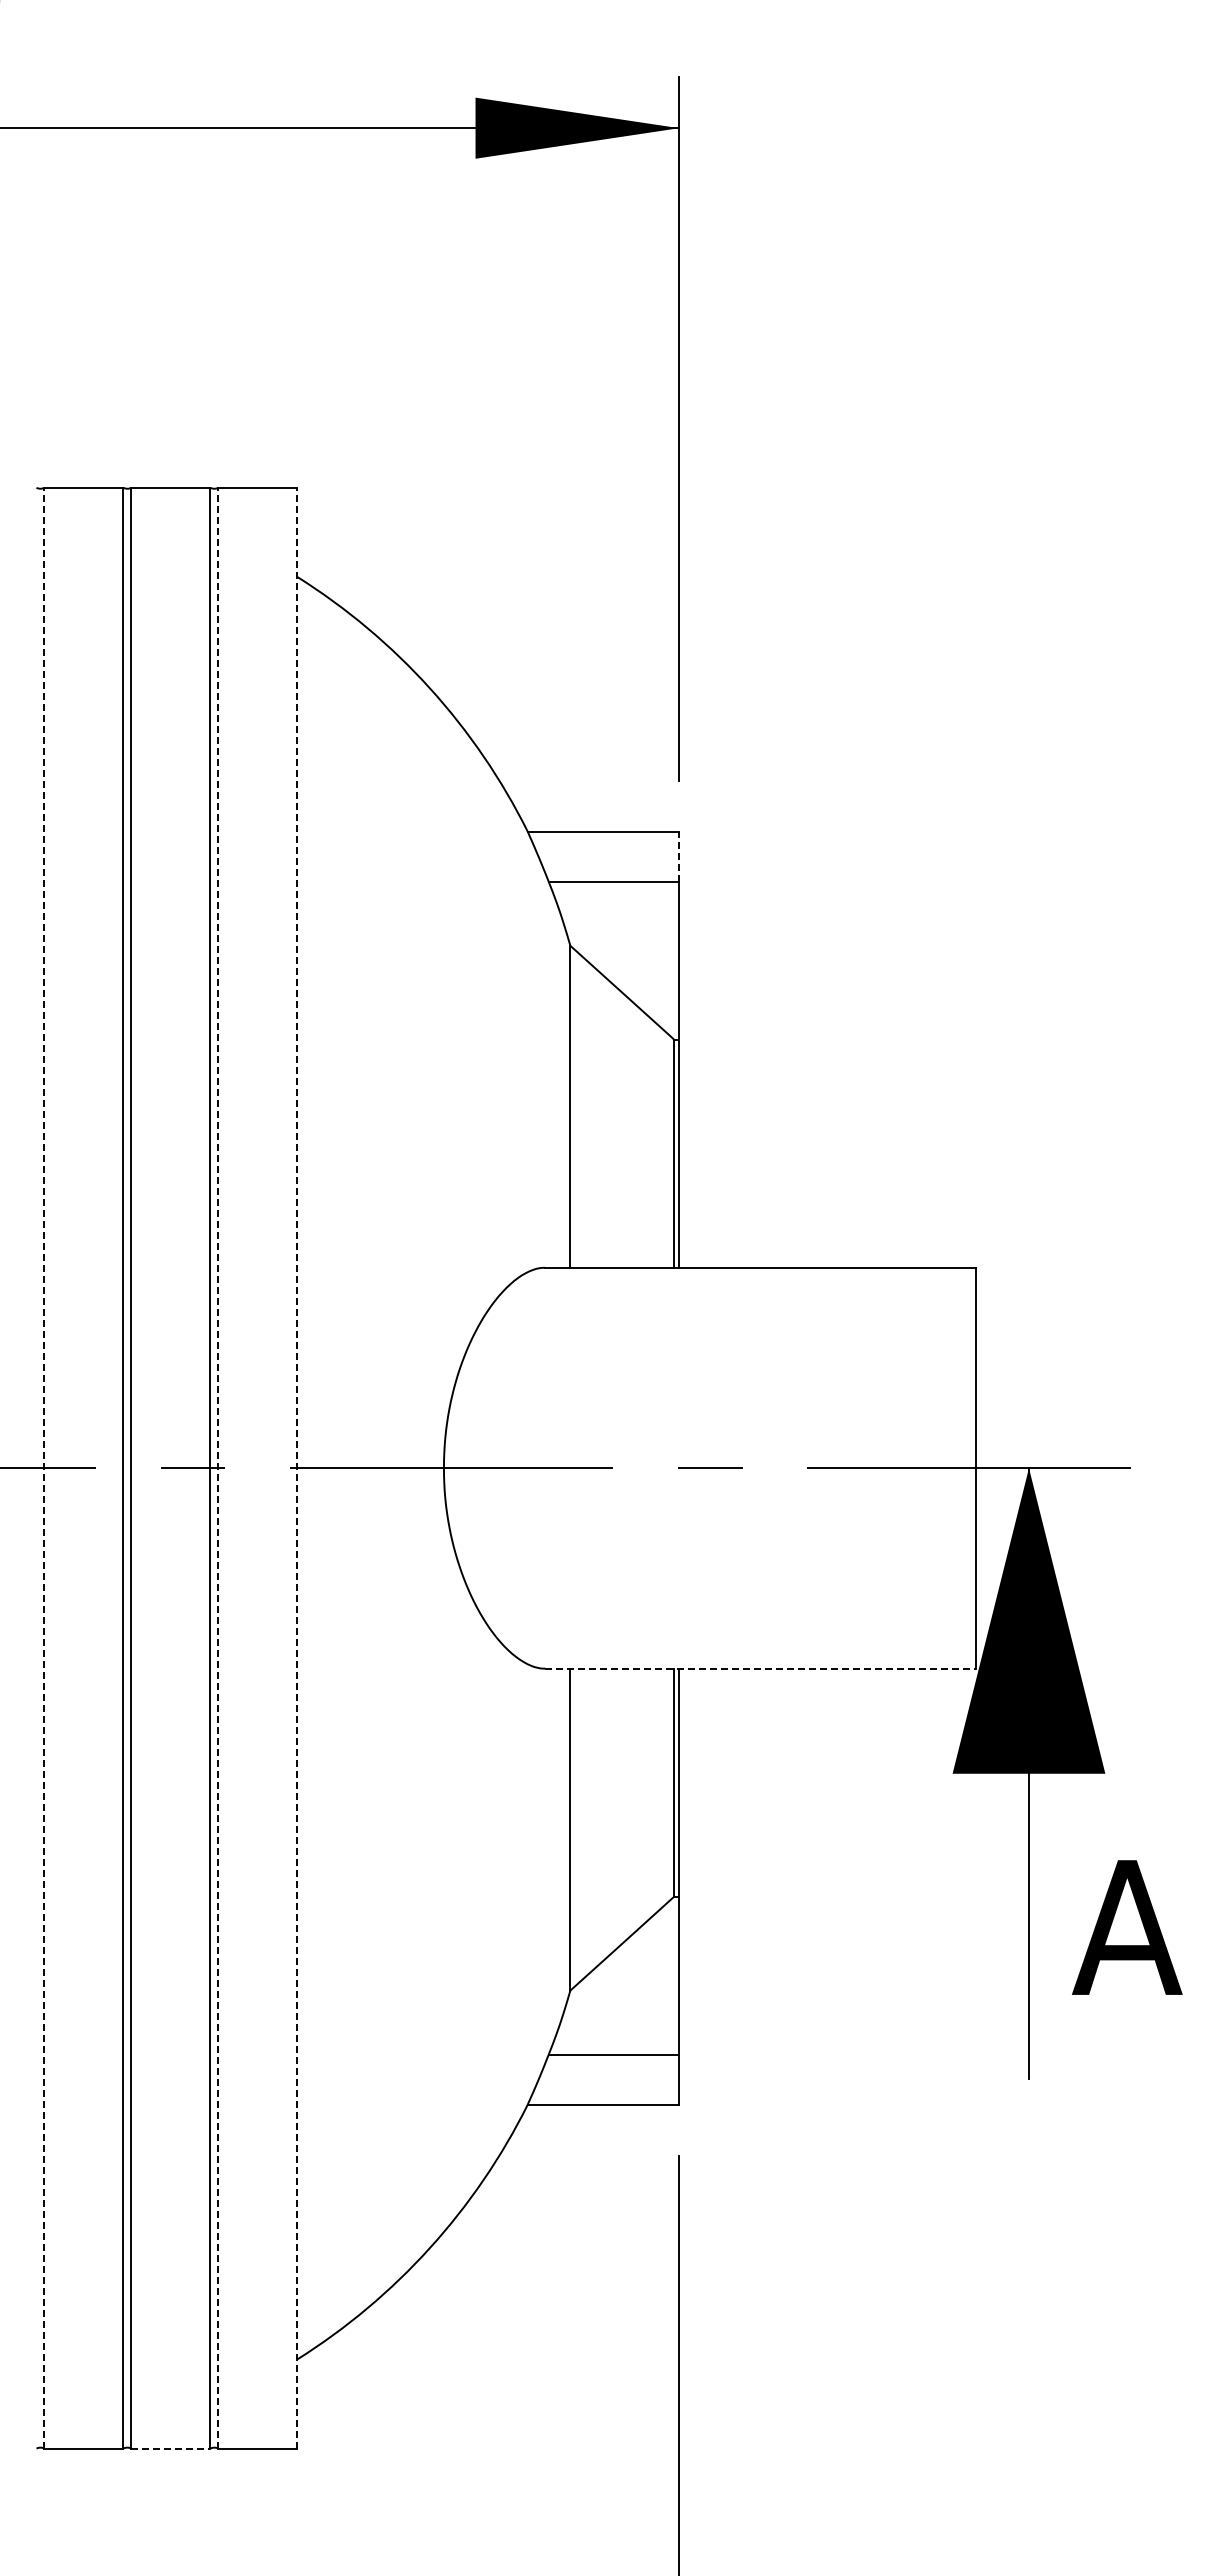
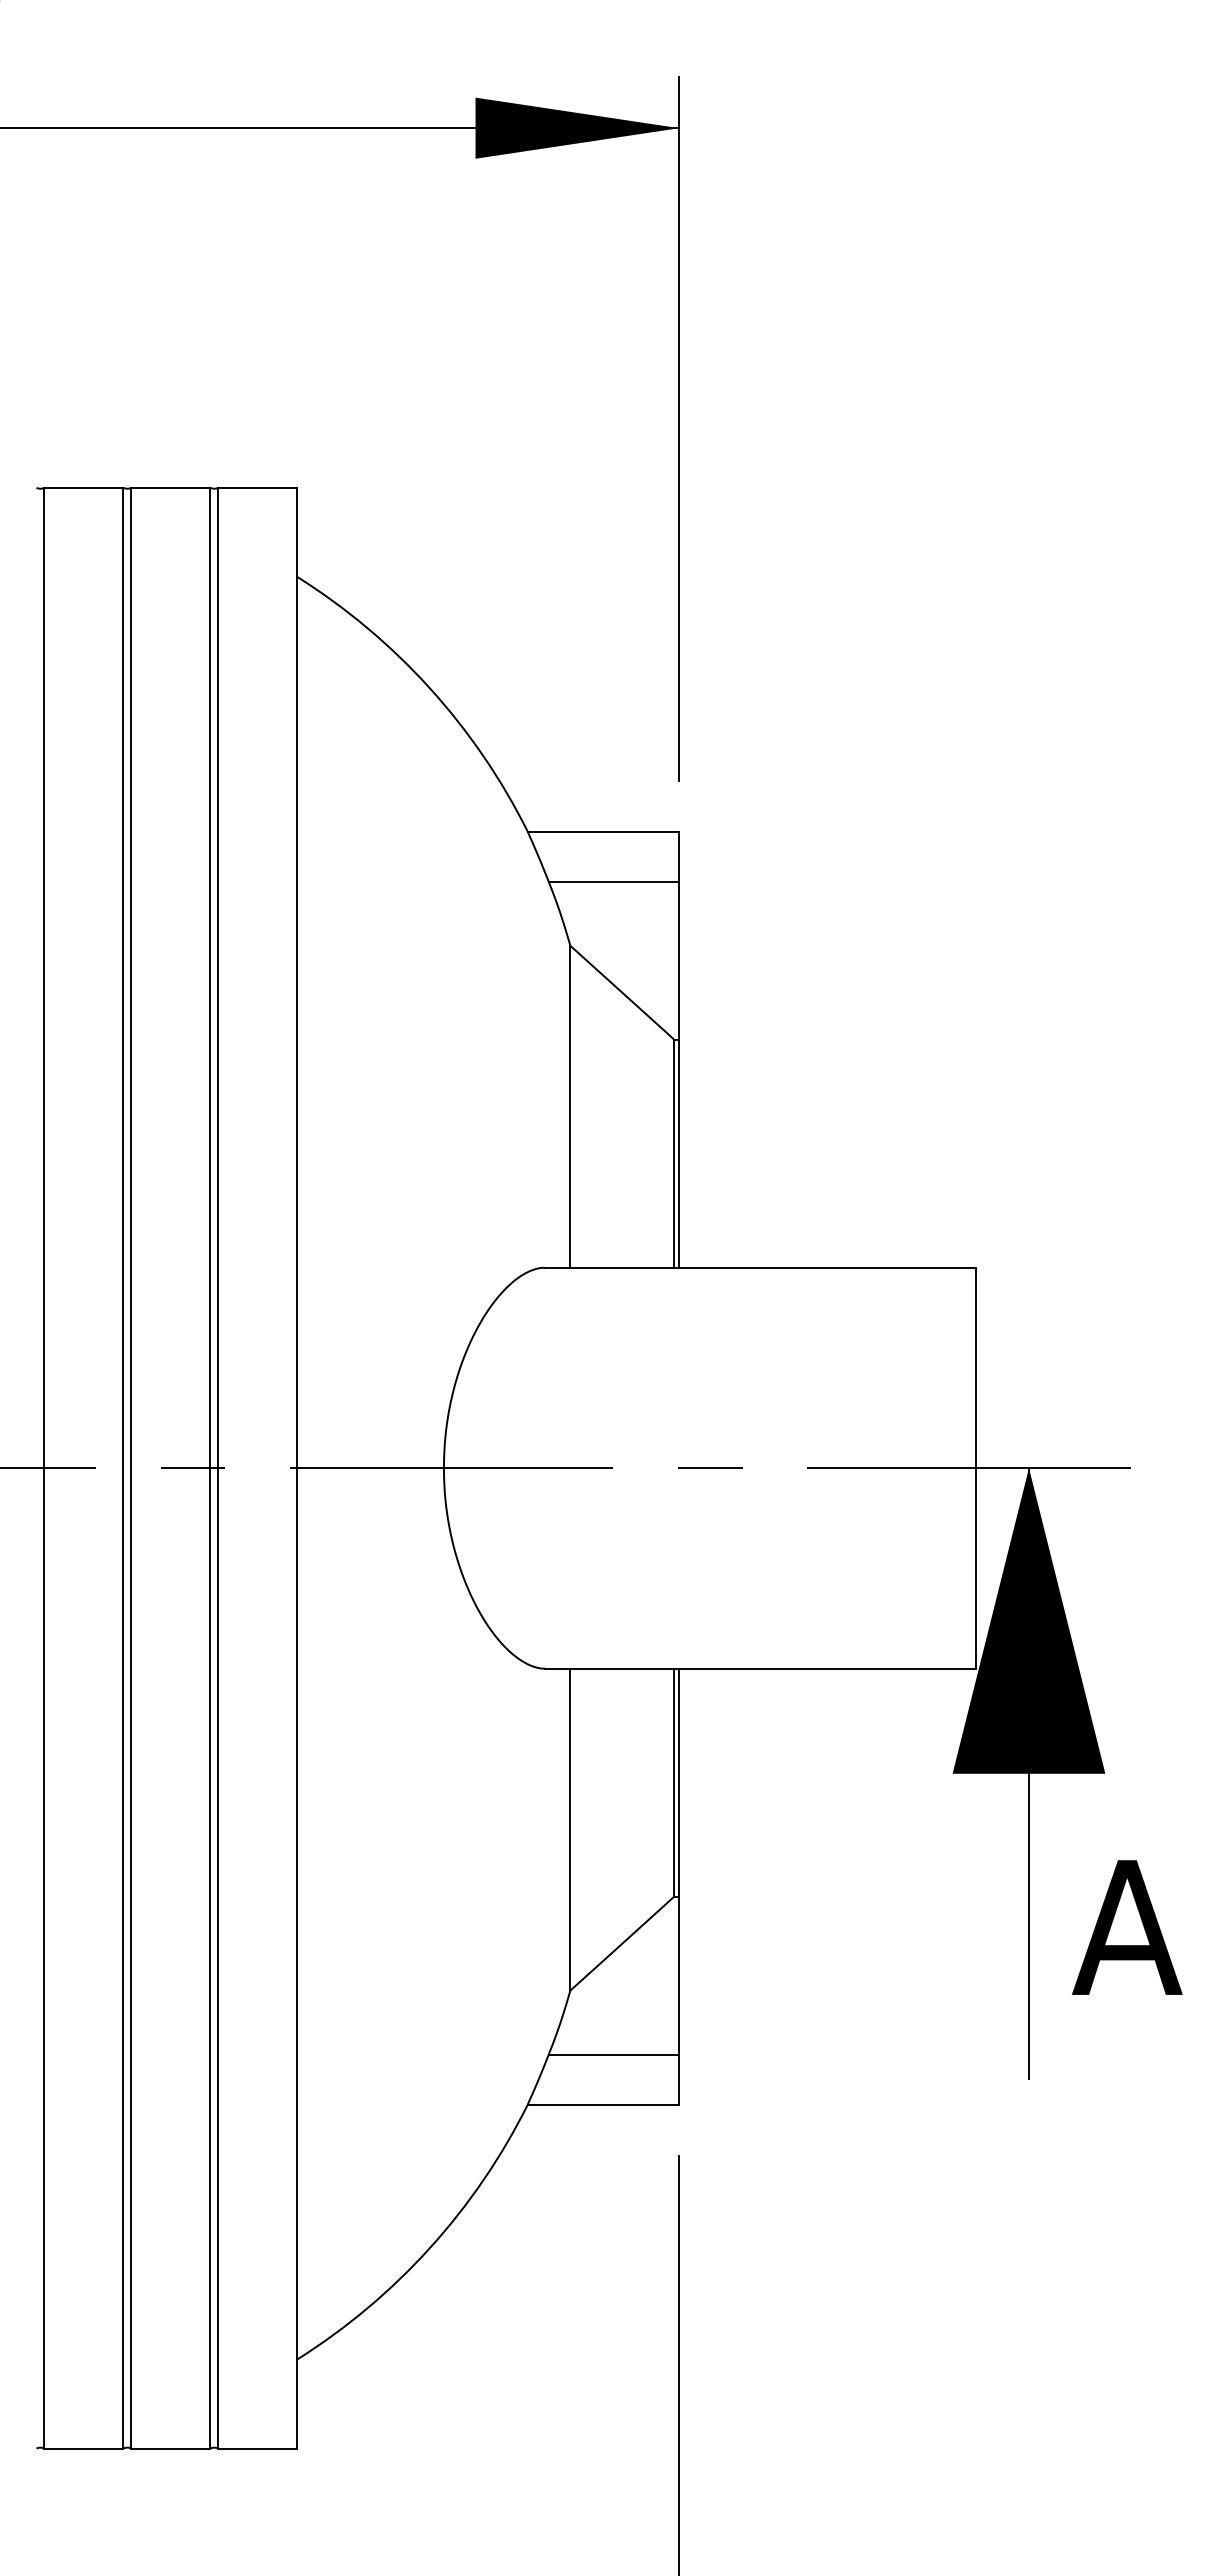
line: dashed -> solid (679, 856)
line: dashed -> solid (44, 1467)
line: dashed -> solid (218, 1467)
line: dashed -> solid (297, 1467)
line: dashed -> solid (761, 1668)
line: dashed -> solid (171, 2448)
